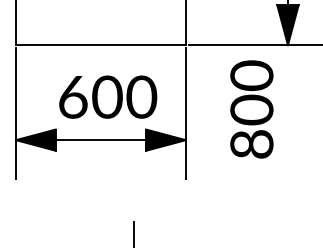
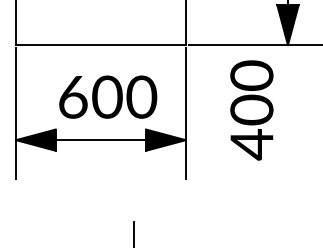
text: 800 -> 400 (251, 144)
